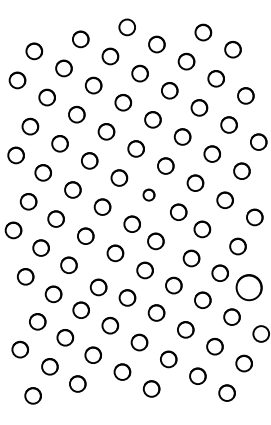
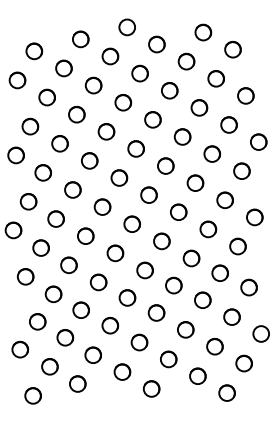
circle size: 14x14 px -> 18x18 px (148, 194)
part position: (202, 229) -> (208, 229) (208, 229)
part position: (155, 241) -> (161, 241) (161, 241)
part position: (98, 287) -> (98, 282) (98, 282)
part size: 28x28 px -> 18x19 px (248, 287)
